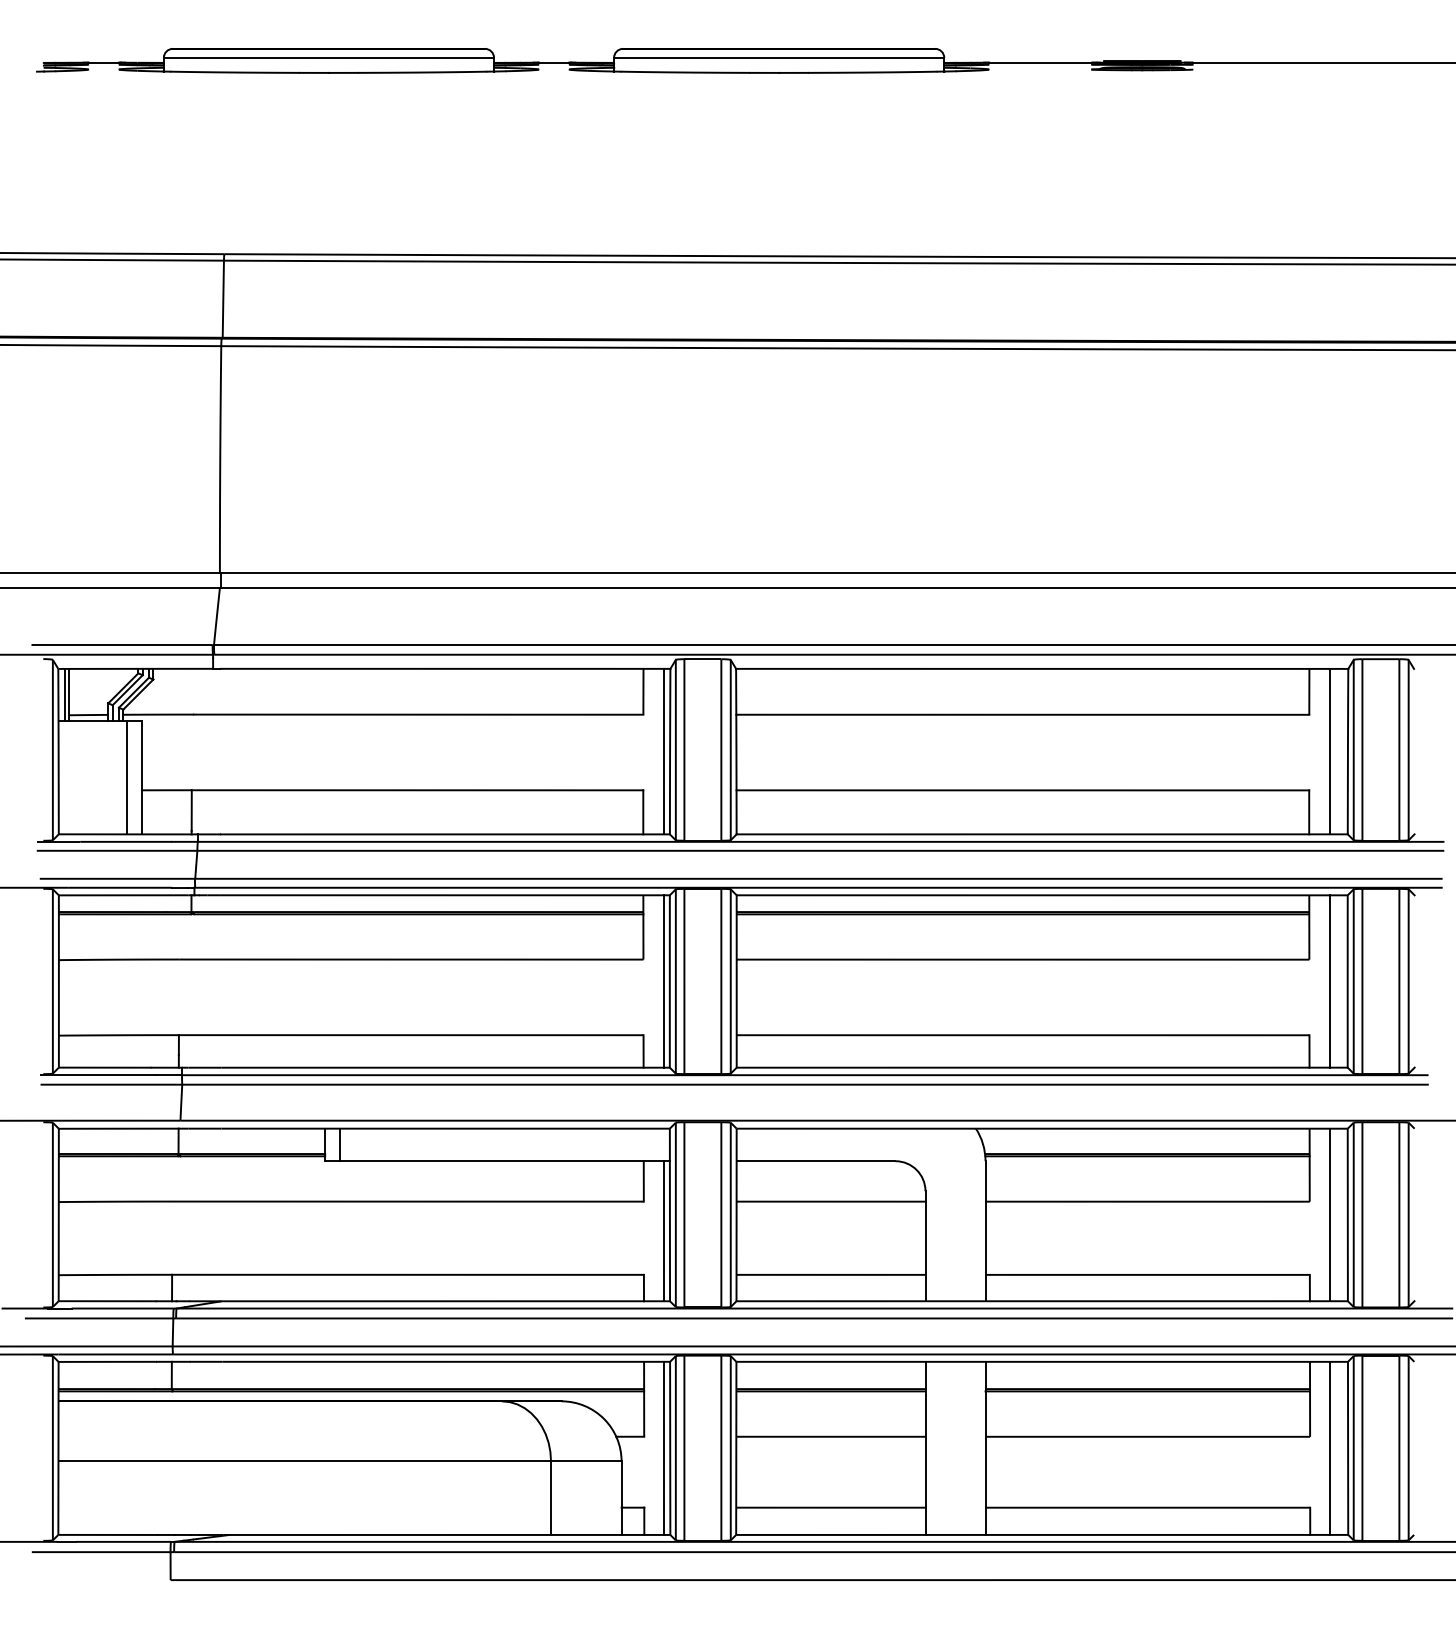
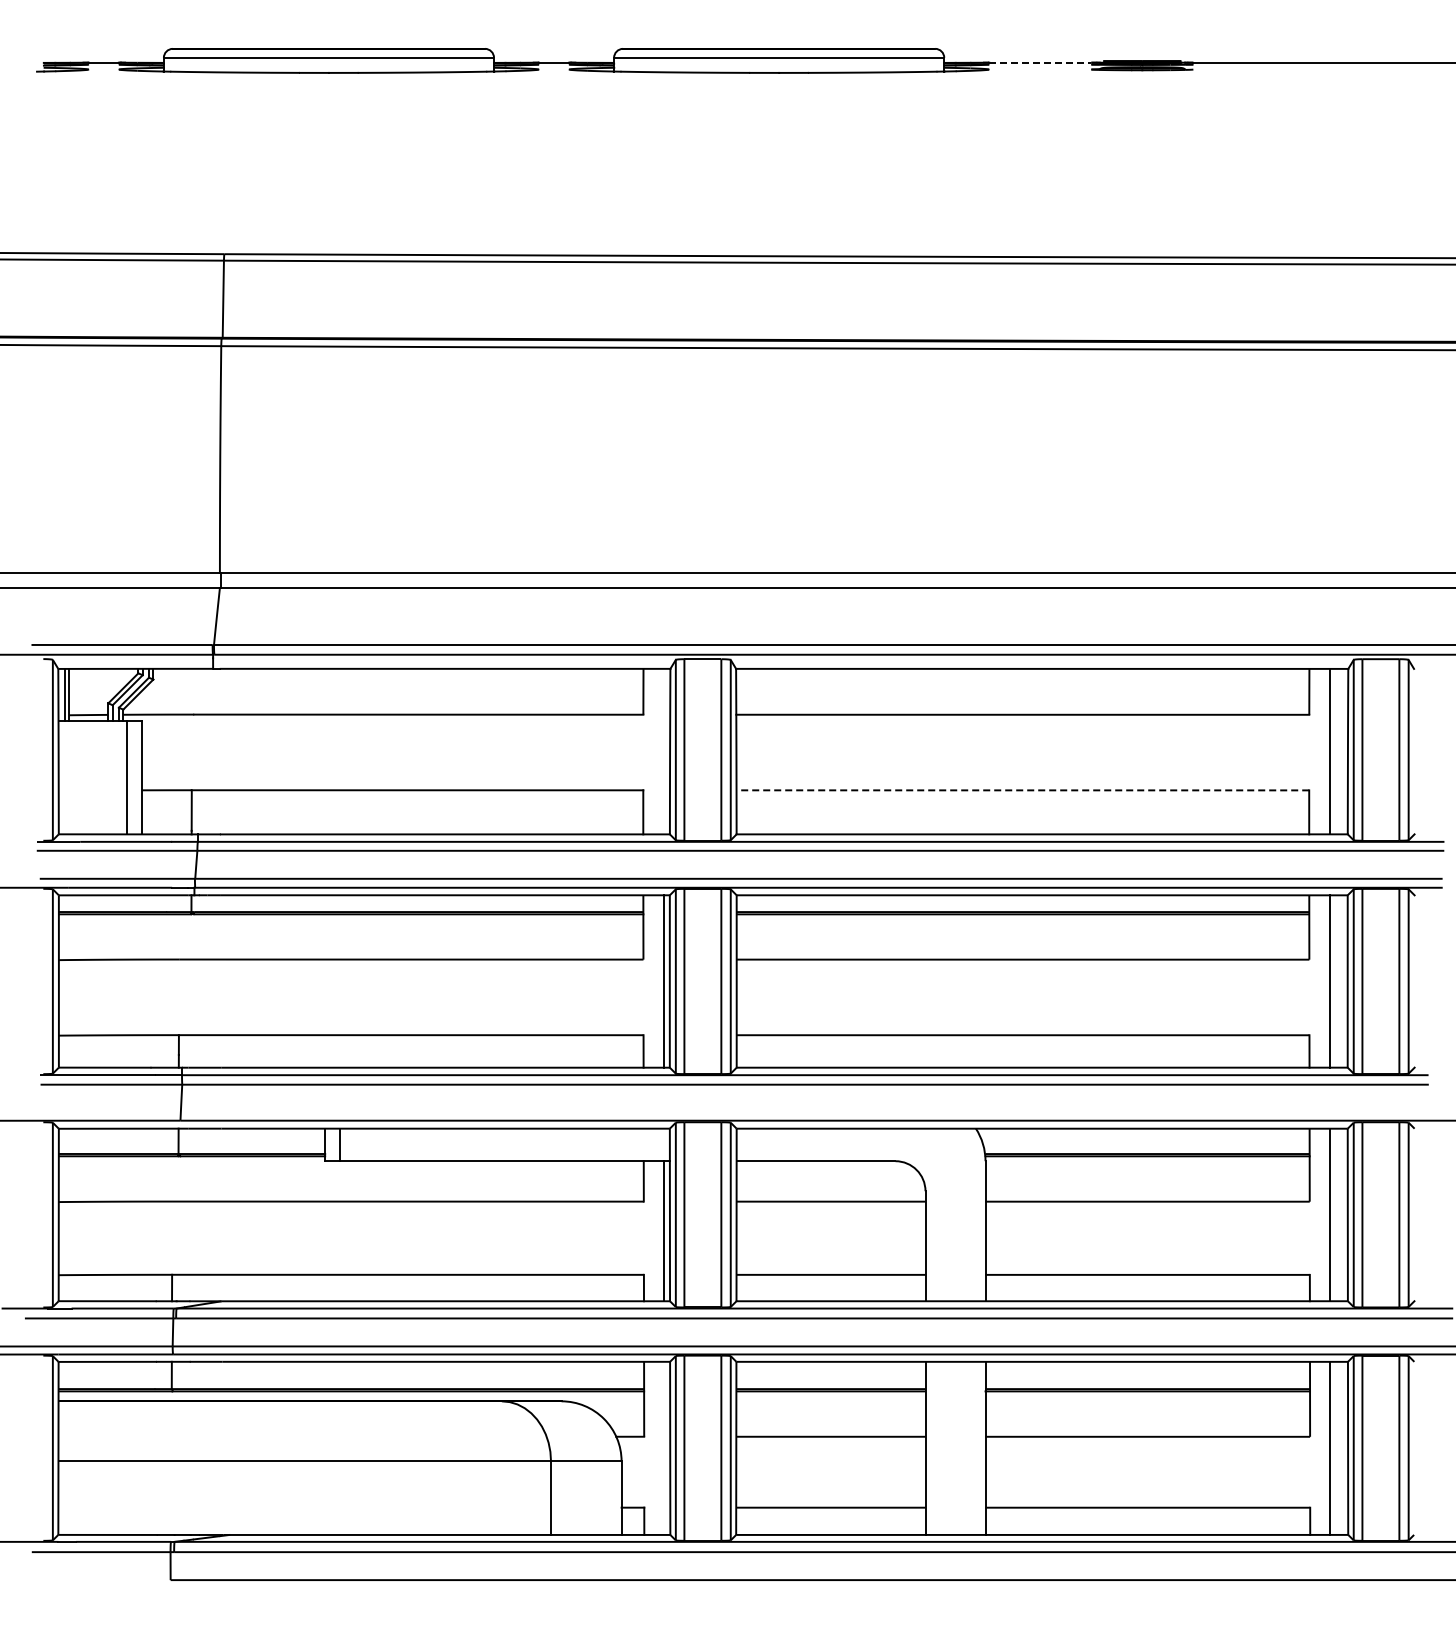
line: solid -> dashed (1040, 62)
line: present -> none (664, 751)
line: solid -> dashed (1022, 790)
line: present -> none (664, 1447)
